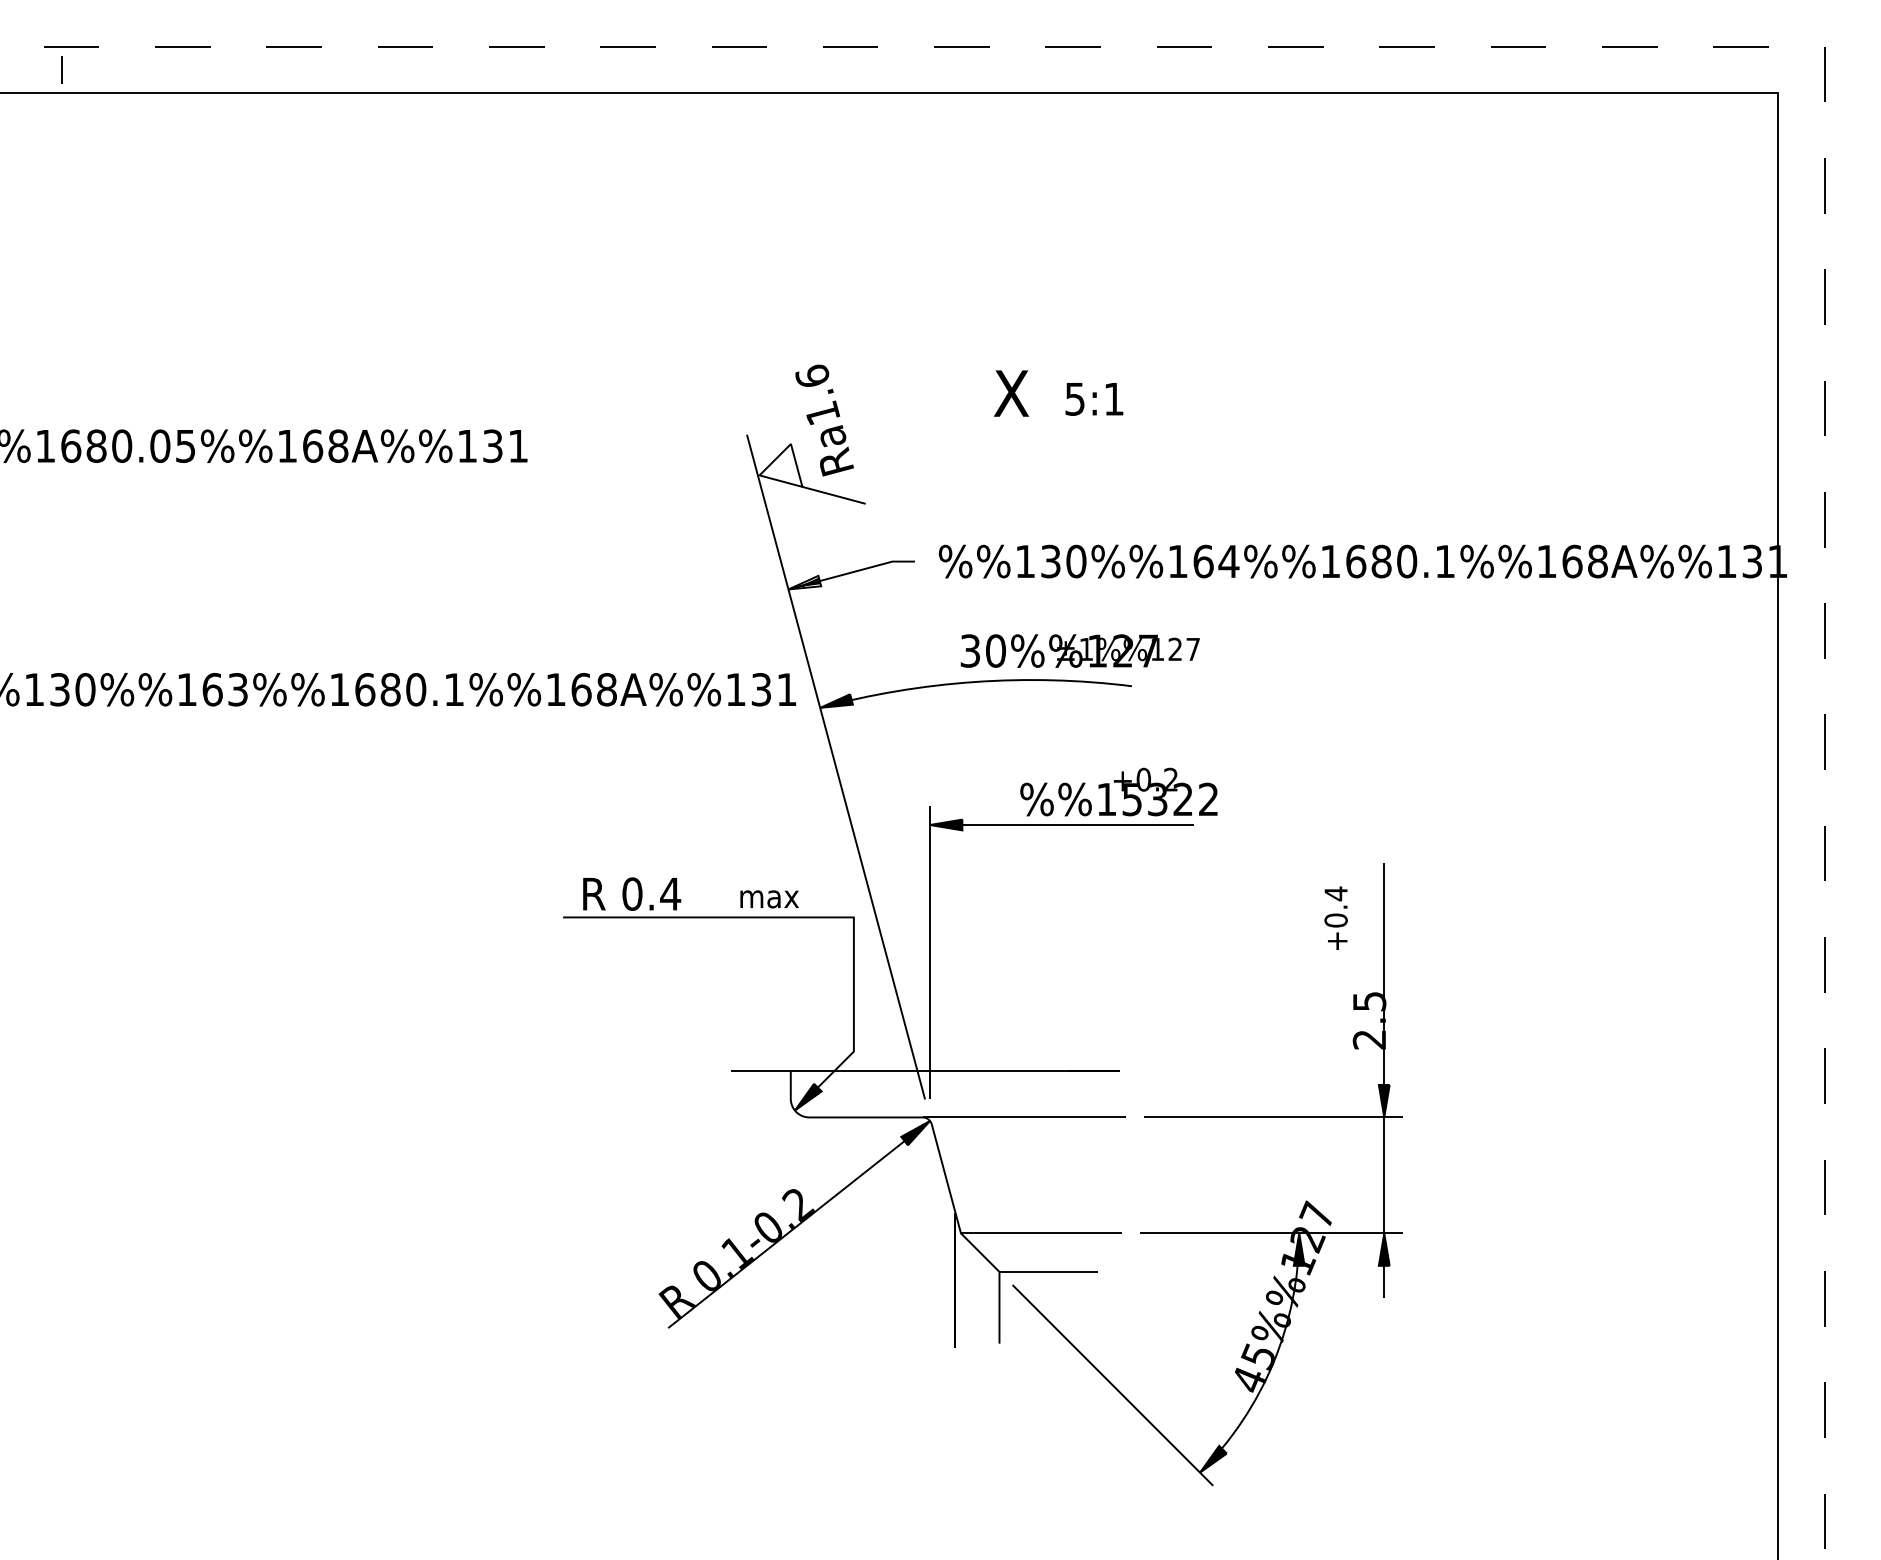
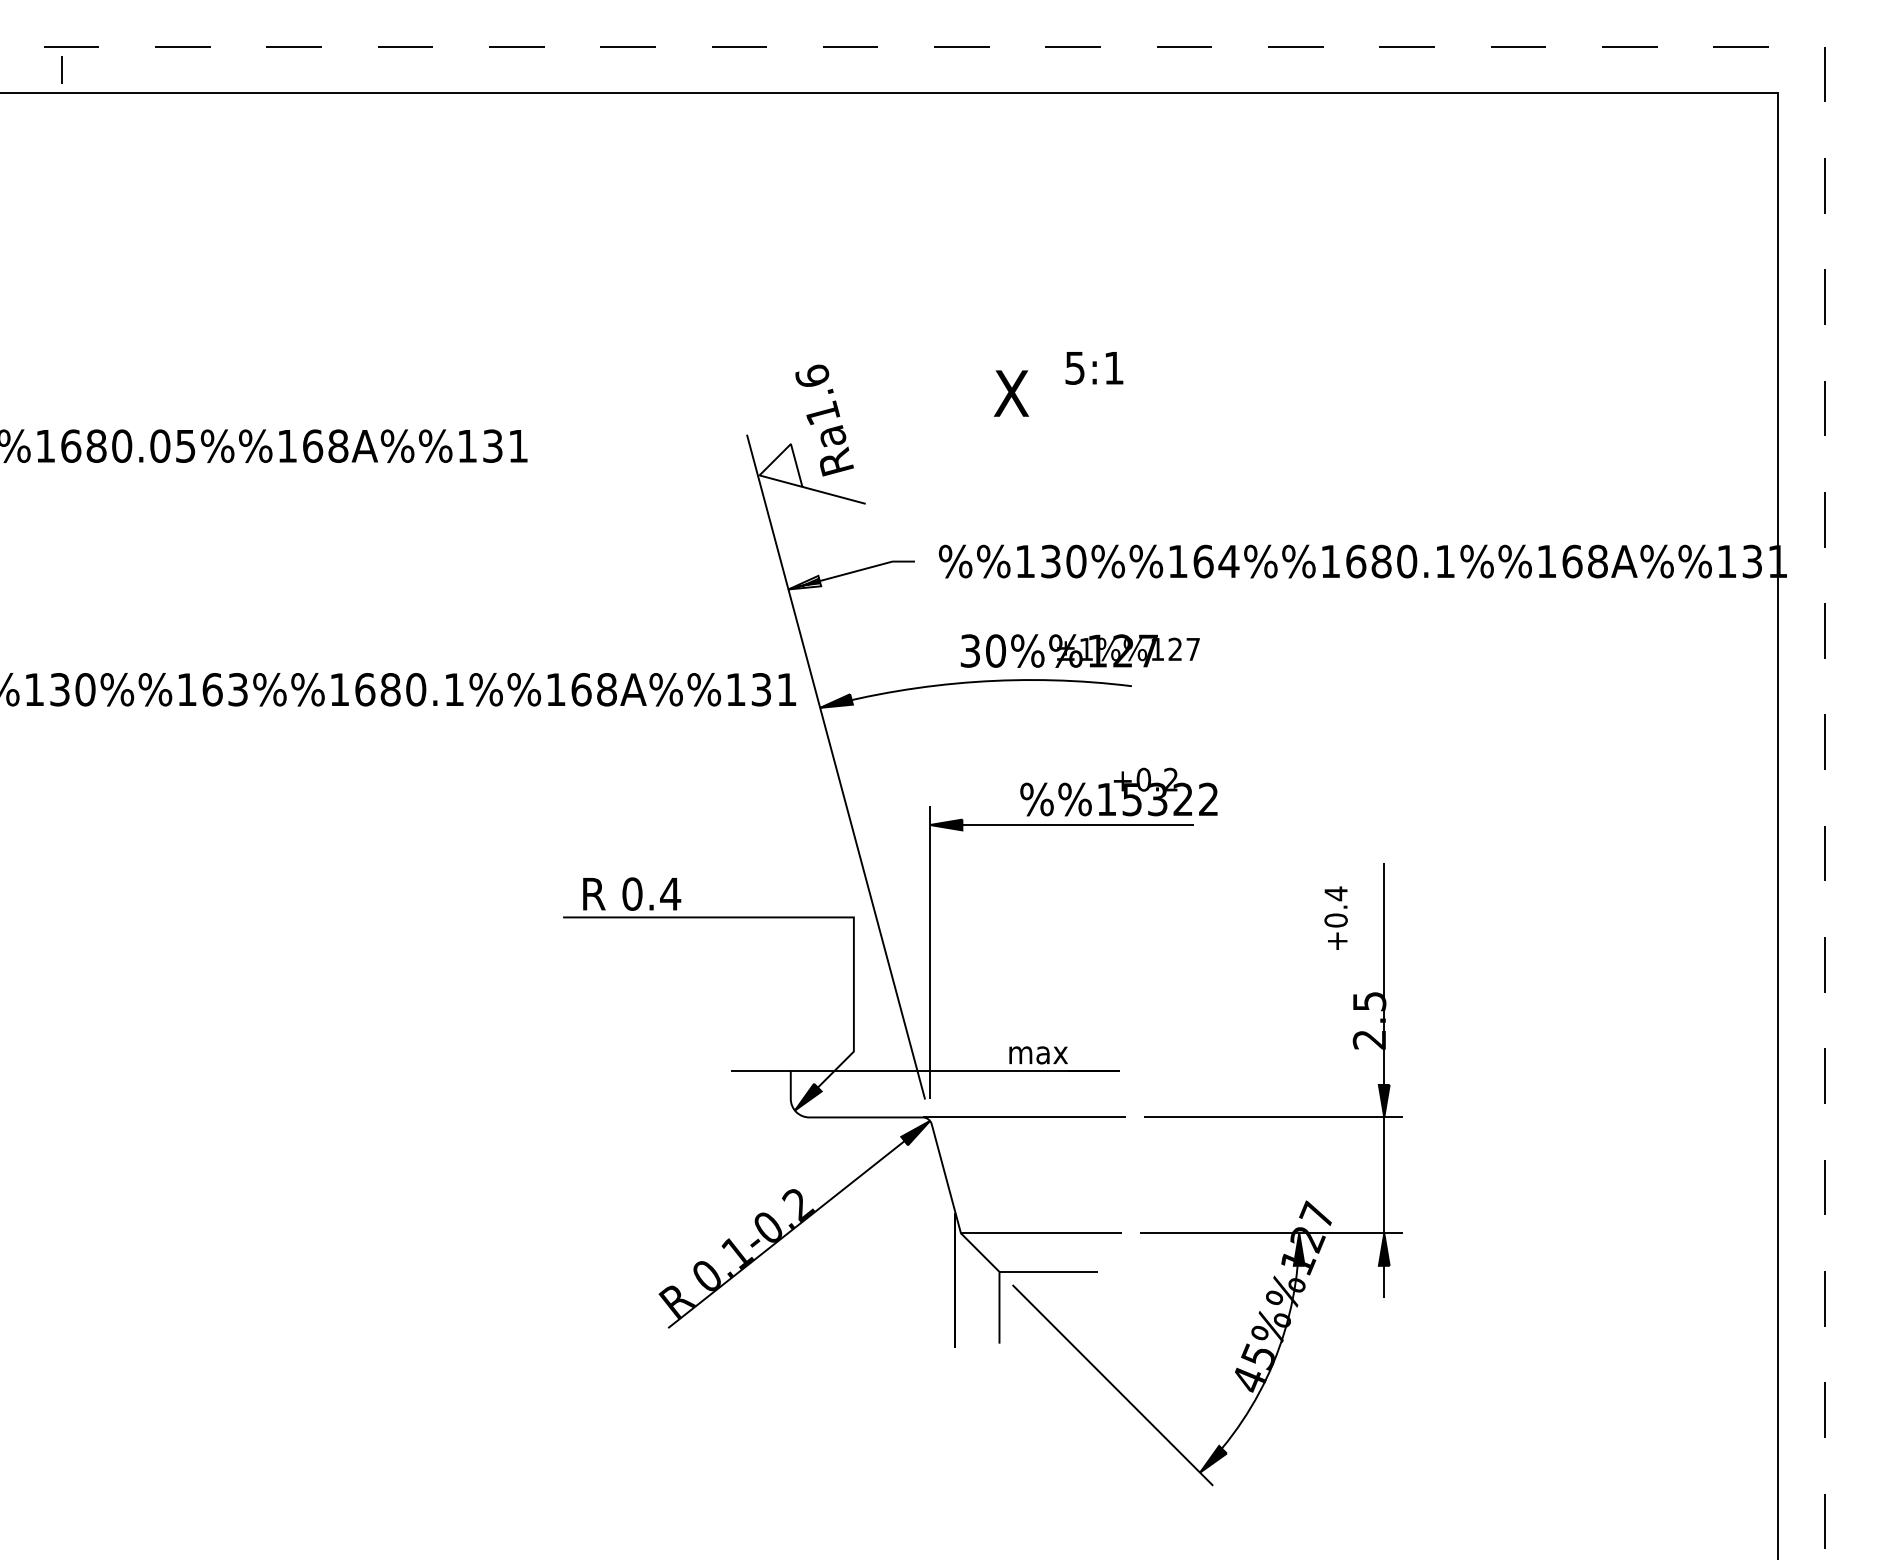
text position: (1094, 399) -> (1094, 368) (1094, 368)
text position: (769, 899) -> (1038, 1055) (1038, 1055)
